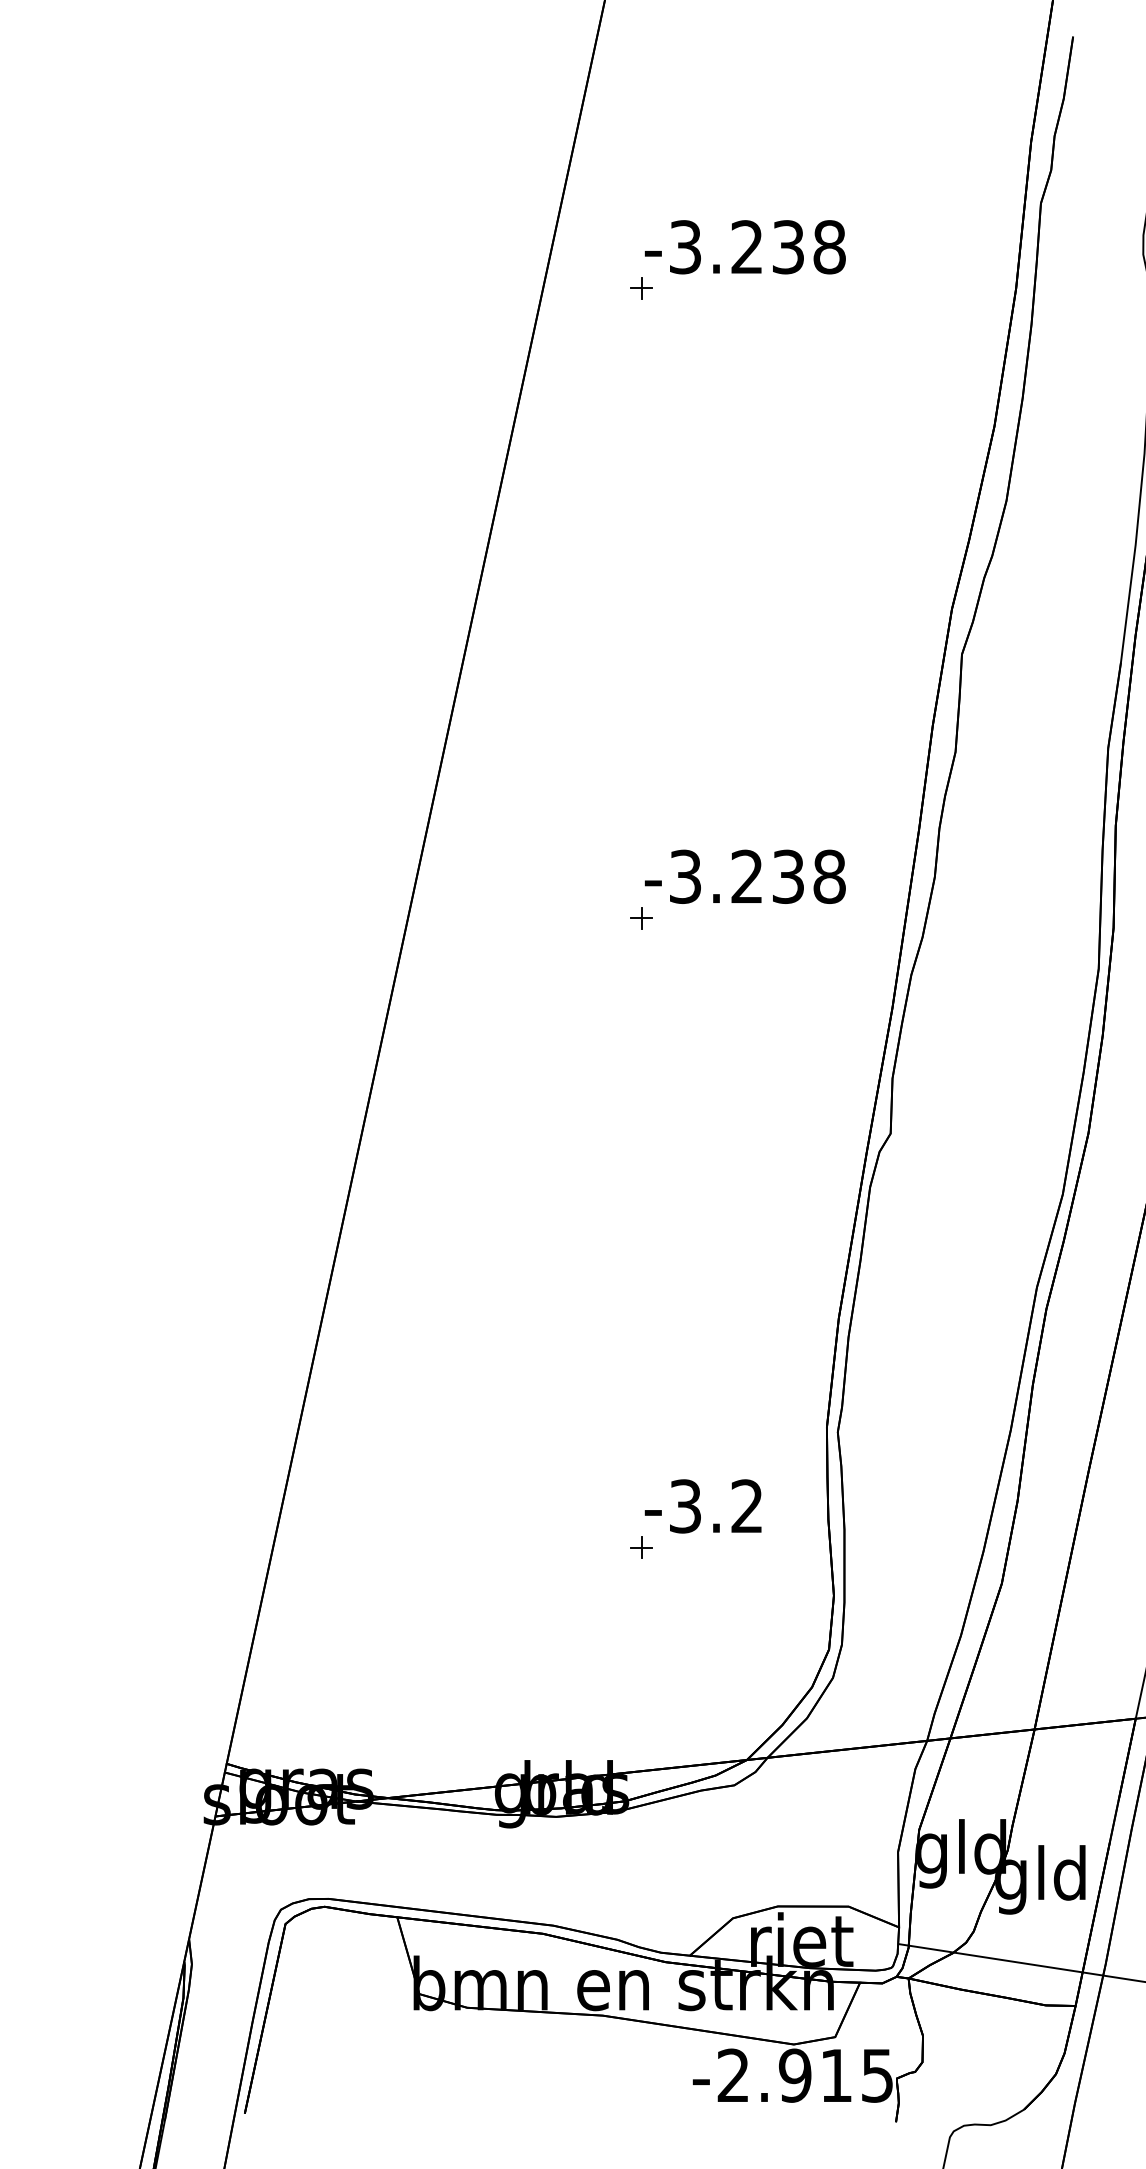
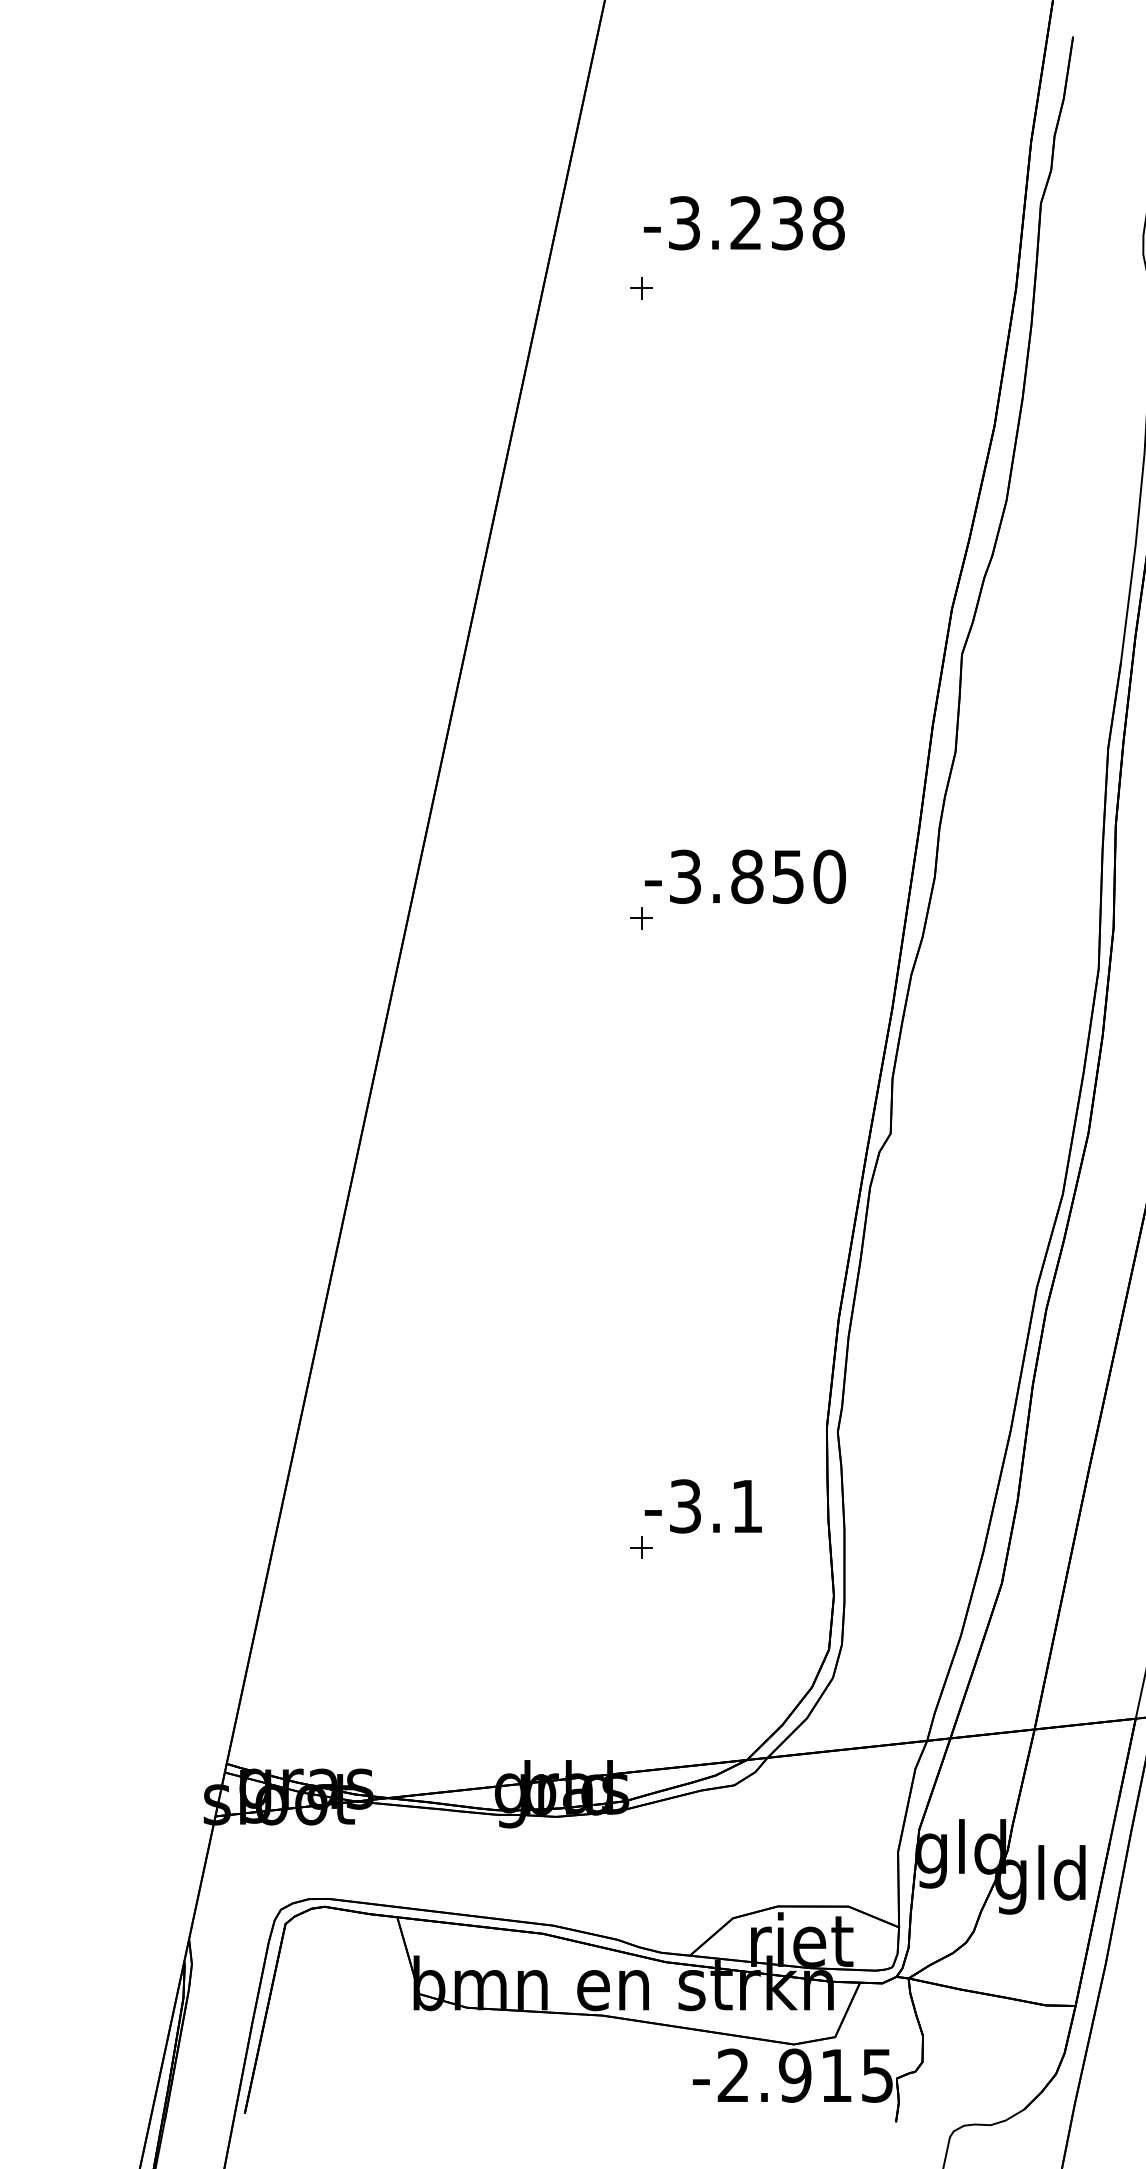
text position: (744, 247) -> (743, 223) (743, 223)
text: -3.238 -> -3.850 (788, 876)
text: -3.2 -> -3.1 (746, 1505)
line: present -> none (1020, 1962)
